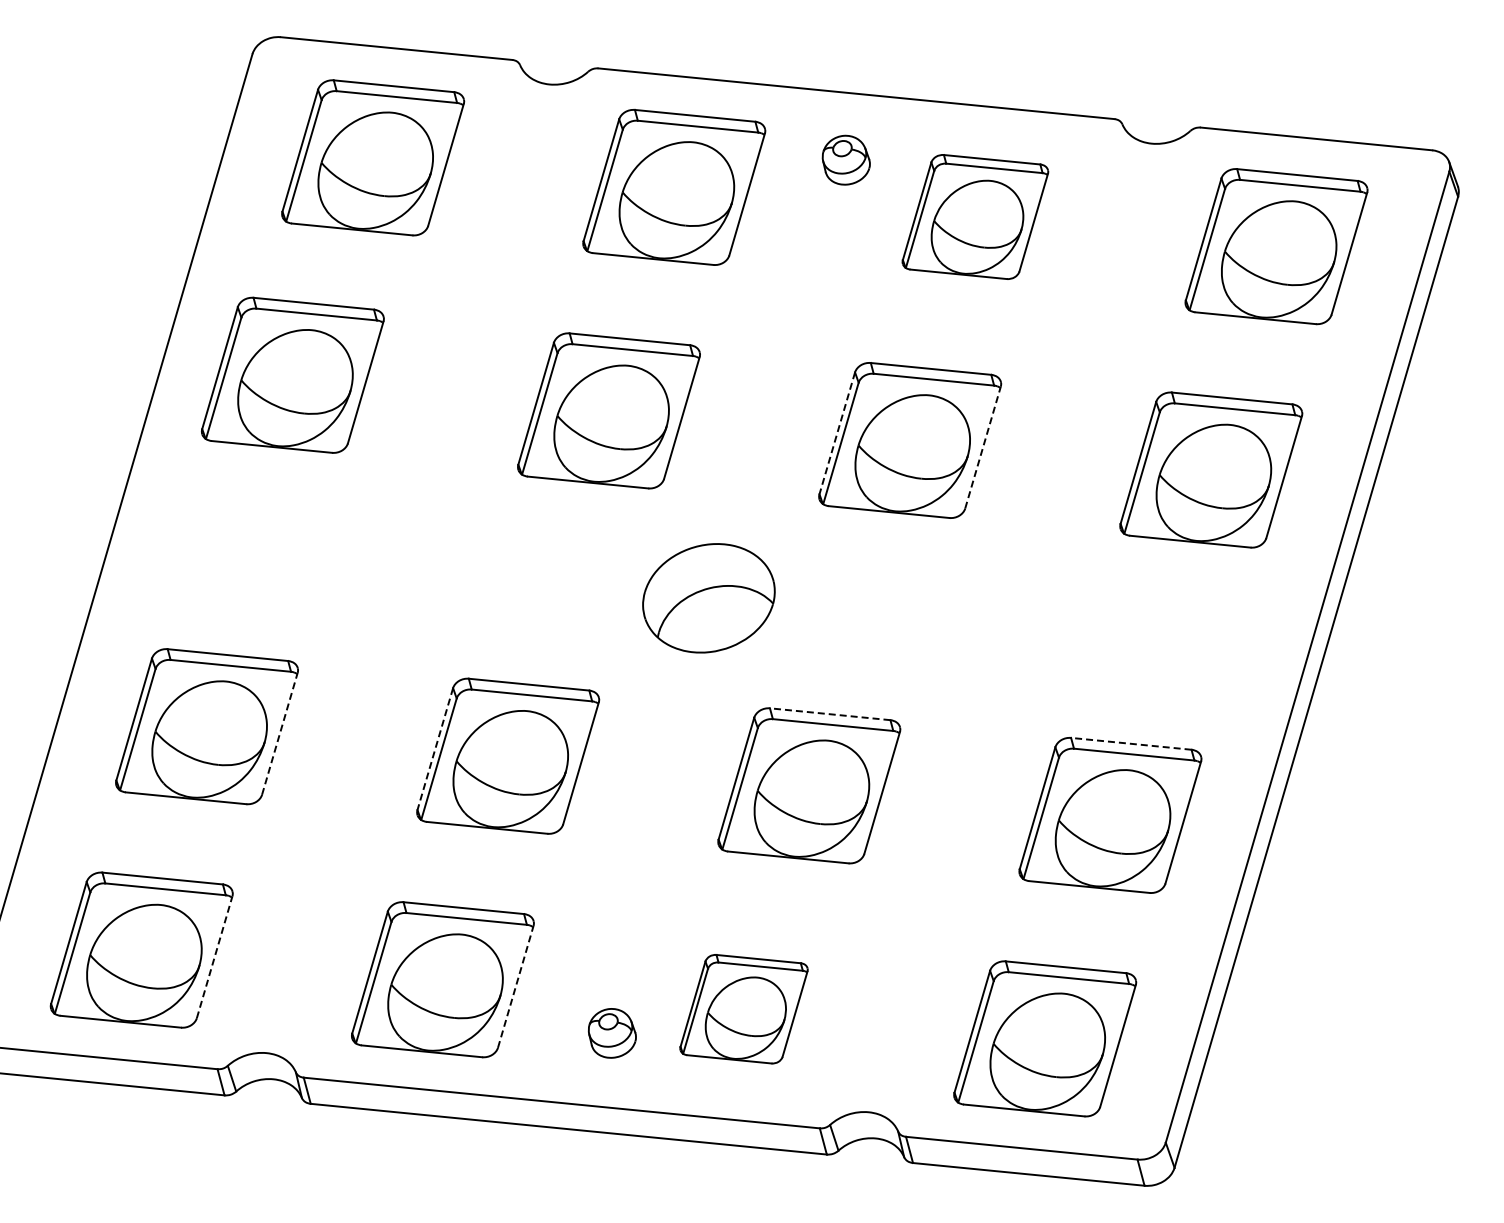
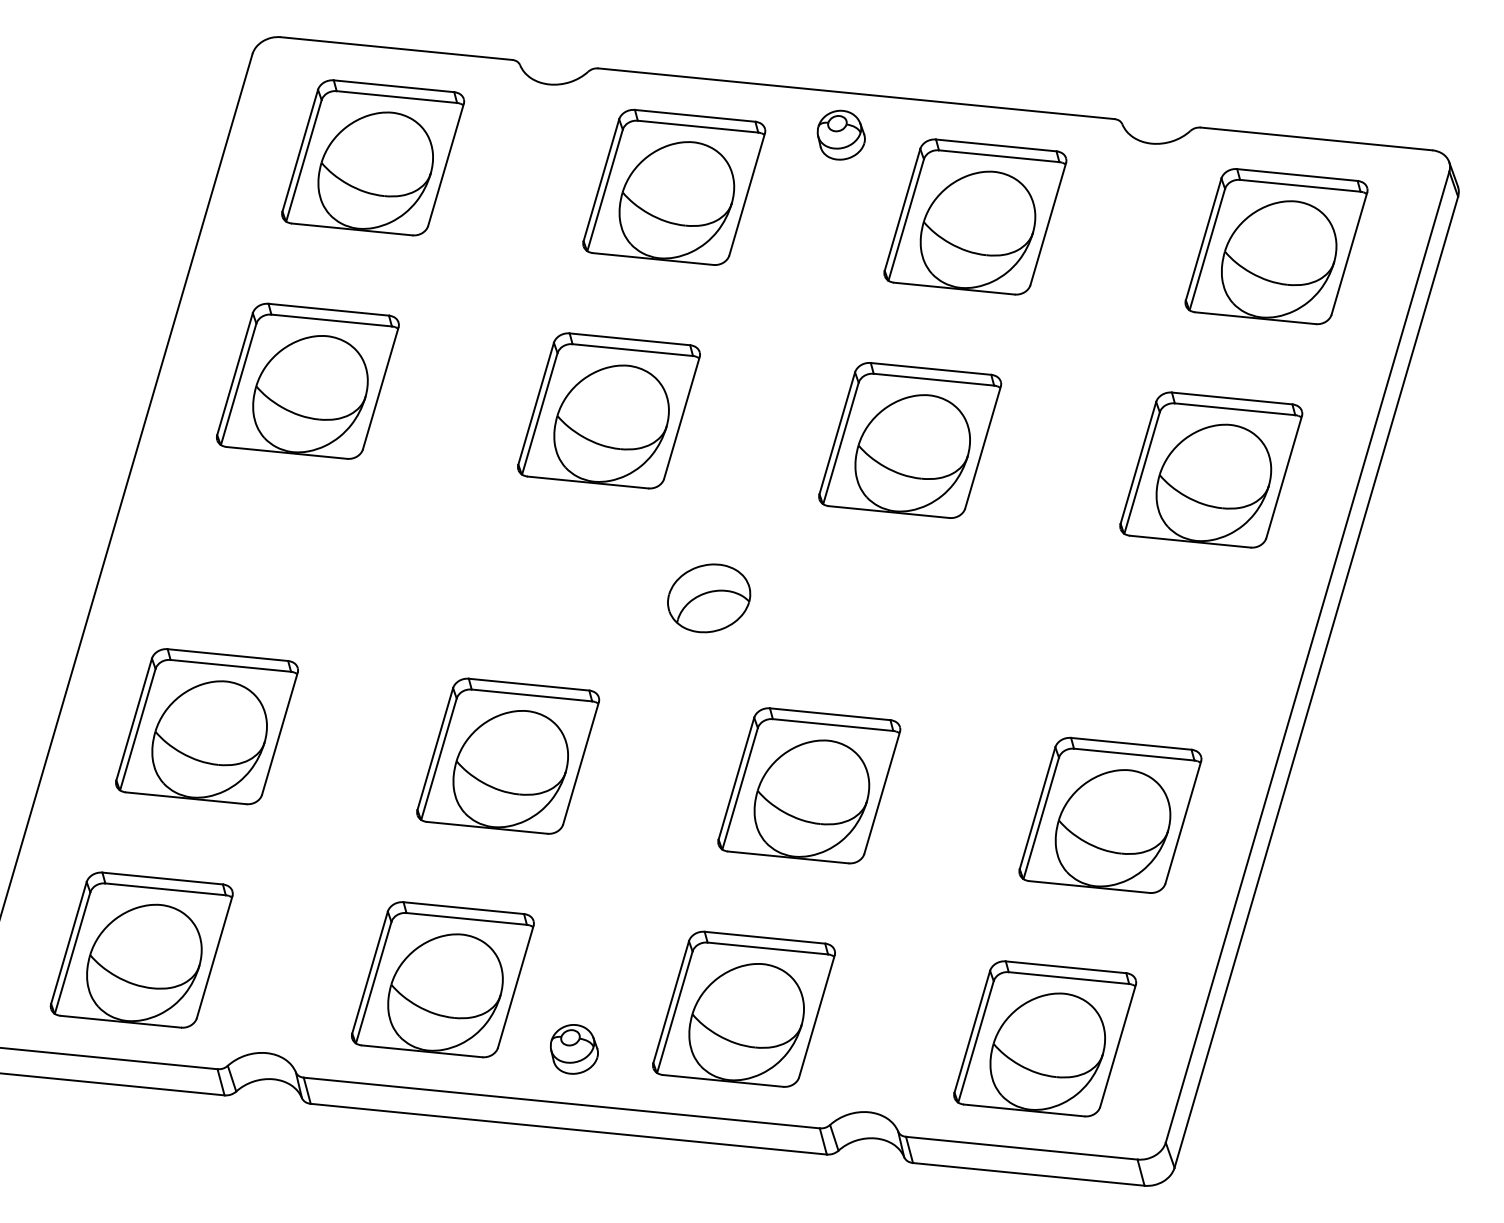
part position: (845, 159) -> (840, 134) (840, 134)
part size: 149x126 px -> 185x158 px (975, 216)
part position: (292, 374) -> (307, 380) (307, 380)
line: dashed -> solid (837, 433)
line: dashed -> solid (983, 447)
part size: 134x111 px -> 85x71 px (709, 598)
line: dashed -> solid (830, 714)
line: dashed -> solid (280, 733)
line: dashed -> solid (1131, 743)
line: dashed -> solid (435, 749)
line: dashed -> solid (214, 956)
line: dashed -> solid (515, 986)
part size: 130x111 px -> 184x158 px (743, 1008)
part position: (611, 1033) -> (573, 1049) (573, 1049)
